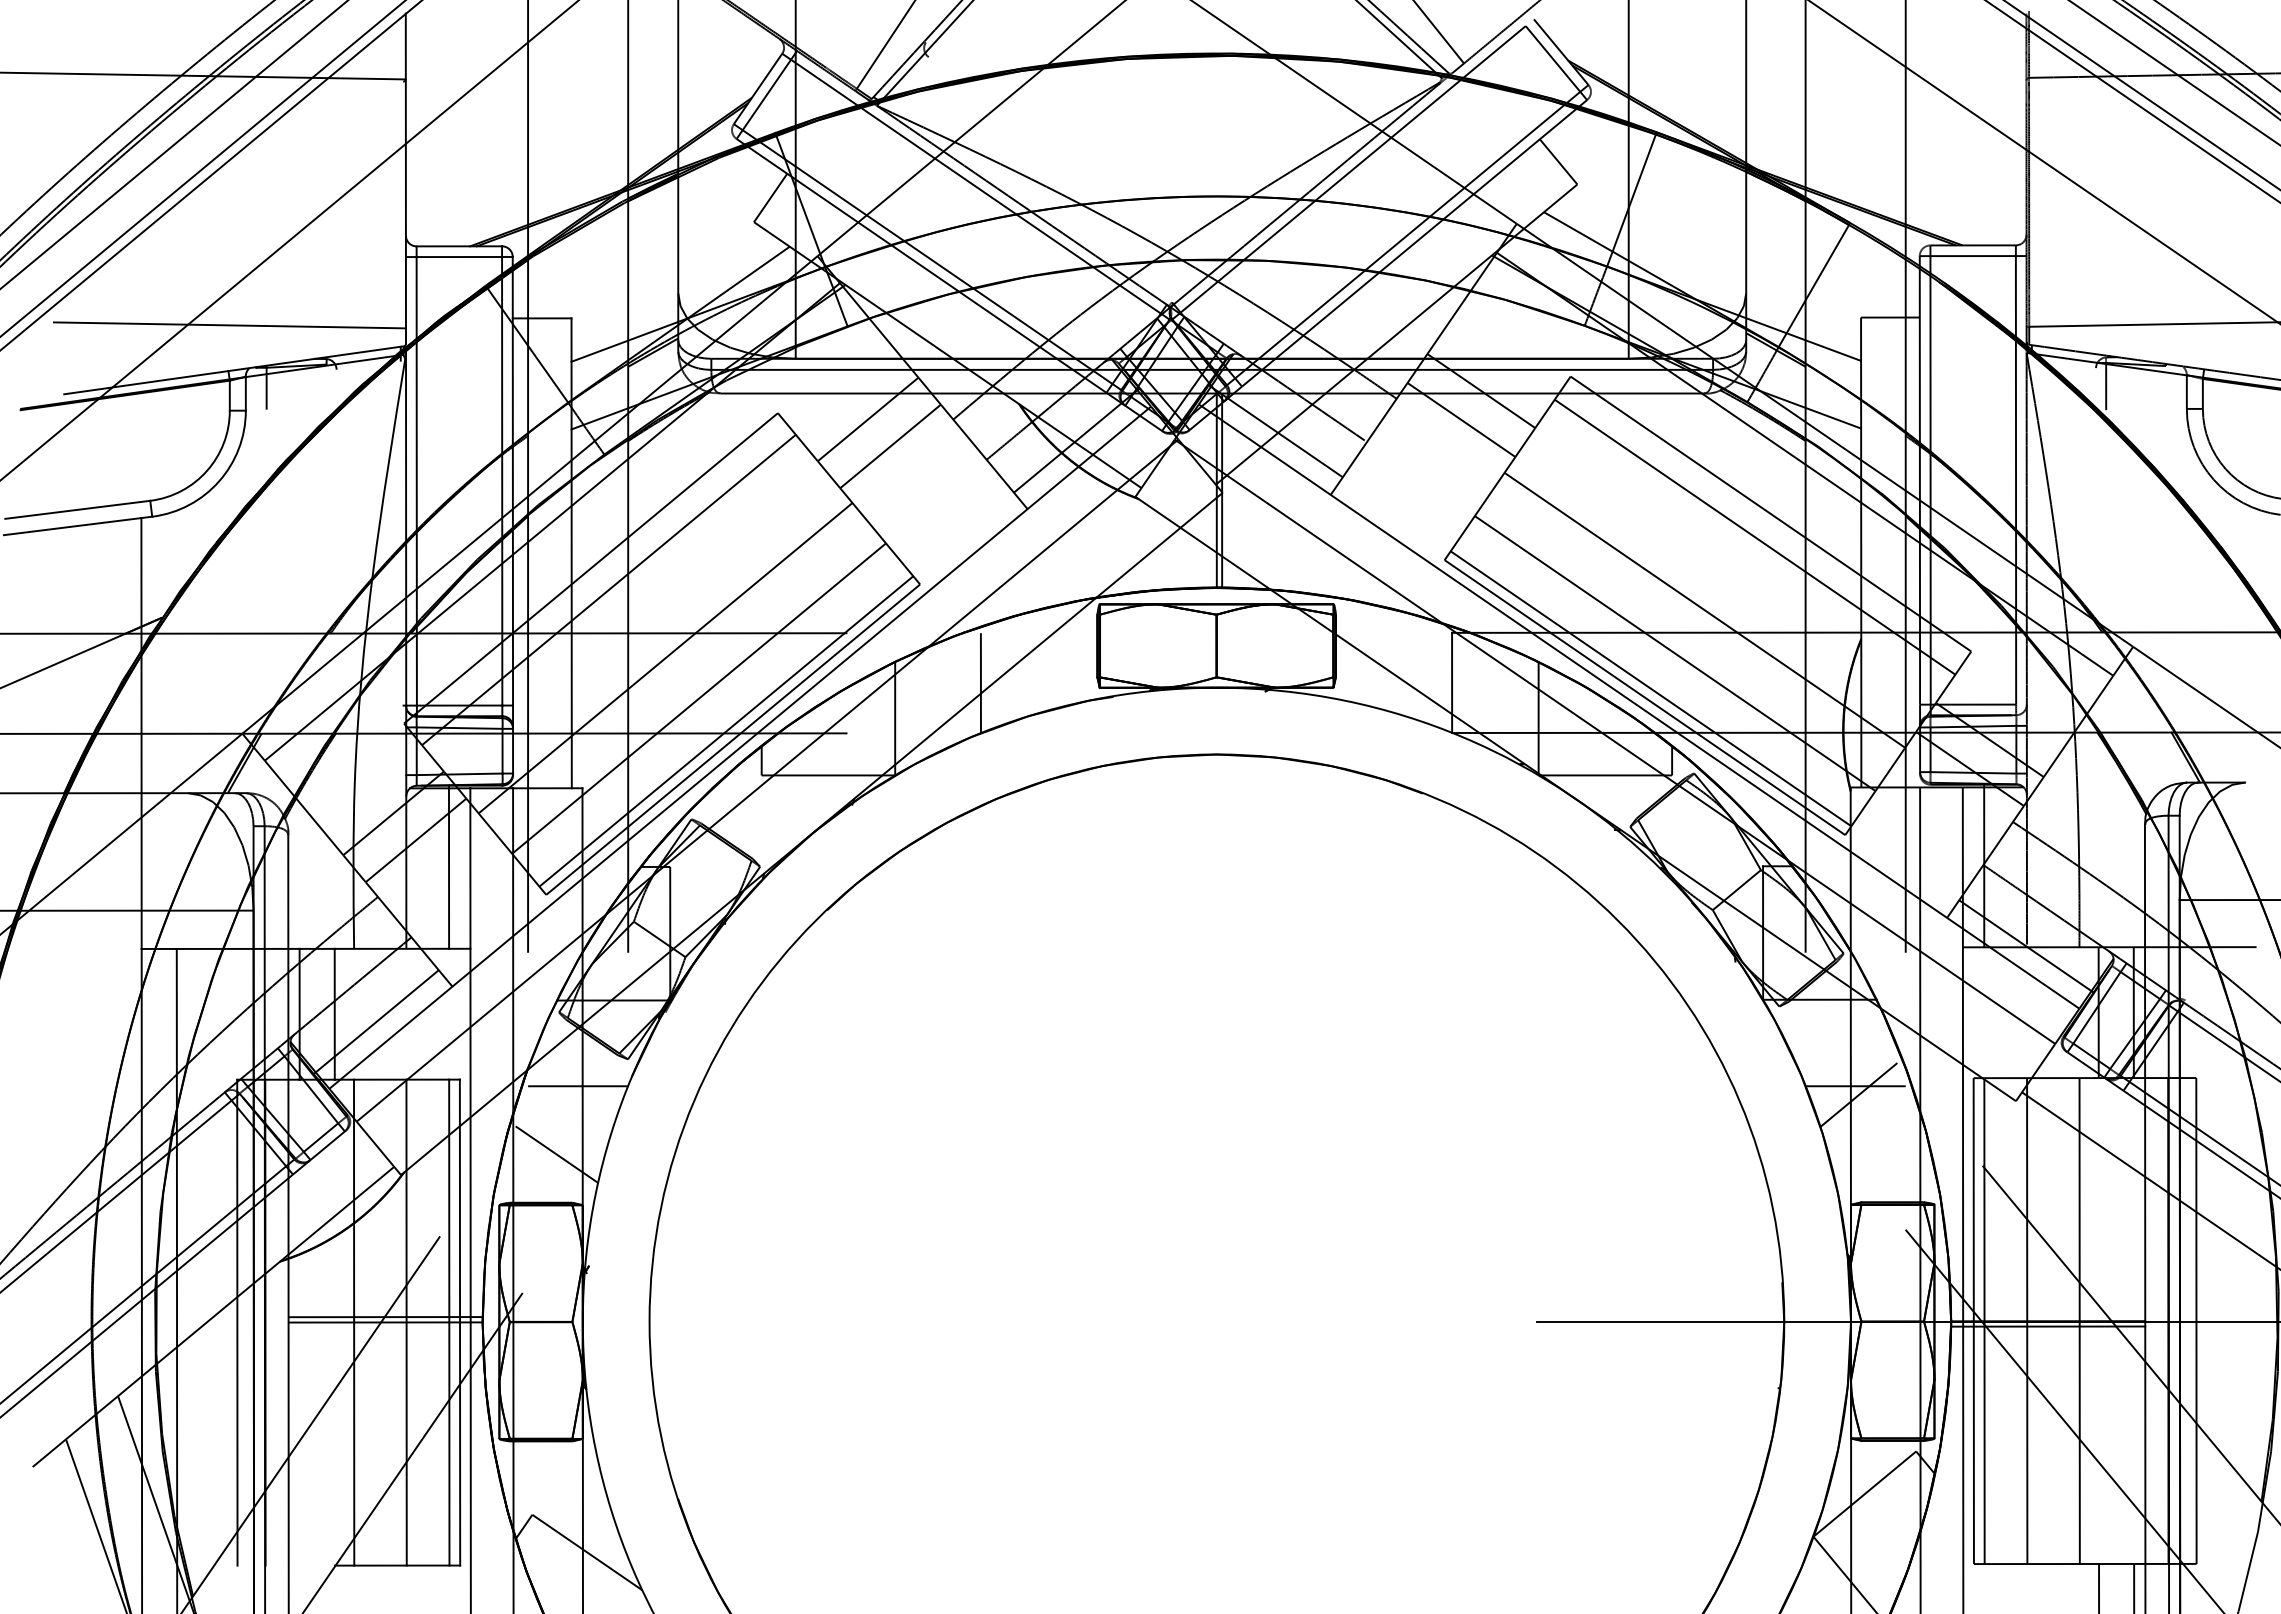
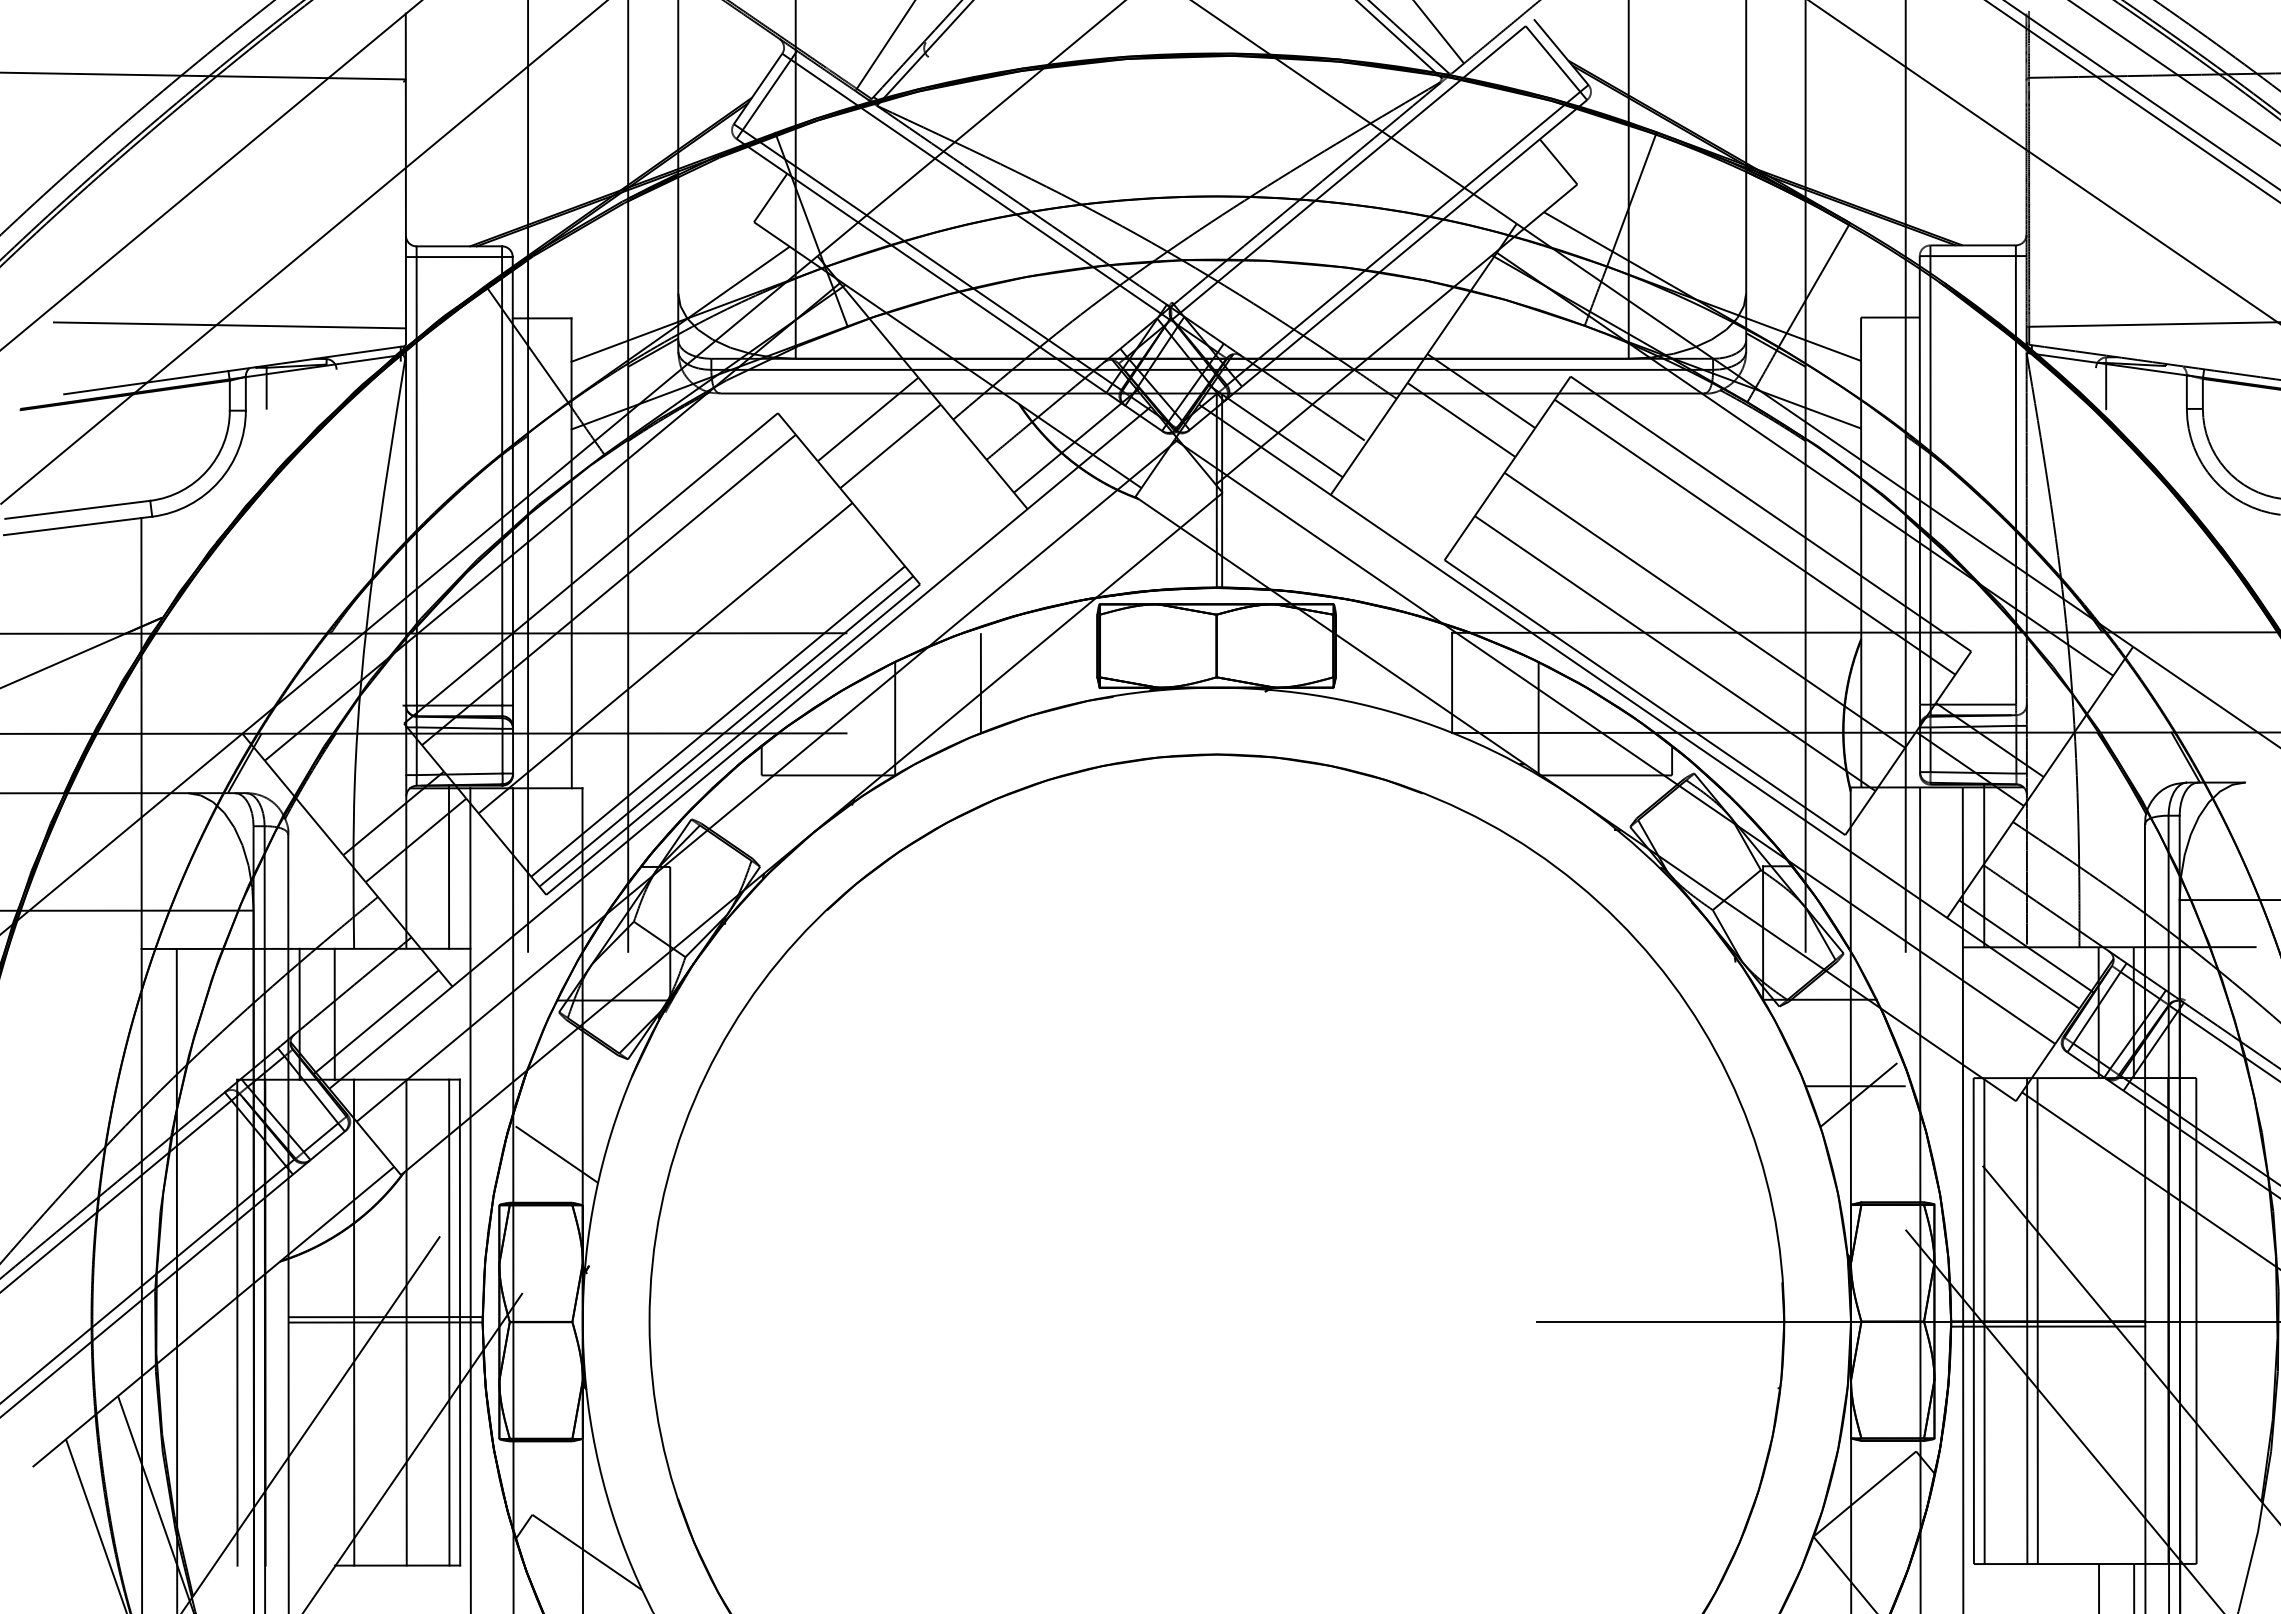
line: present -> none (173, 144)
line: present -> none (202, 168)
line position: (289, 240) -> (303, 252) (303, 252)
line: present -> none (1650, 688)
line position: (699, 698) -> (718, 721) (718, 721)
line: present -> none (578, 1086)
line position: (2079, 1321) -> (2037, 1321) (2037, 1321)
